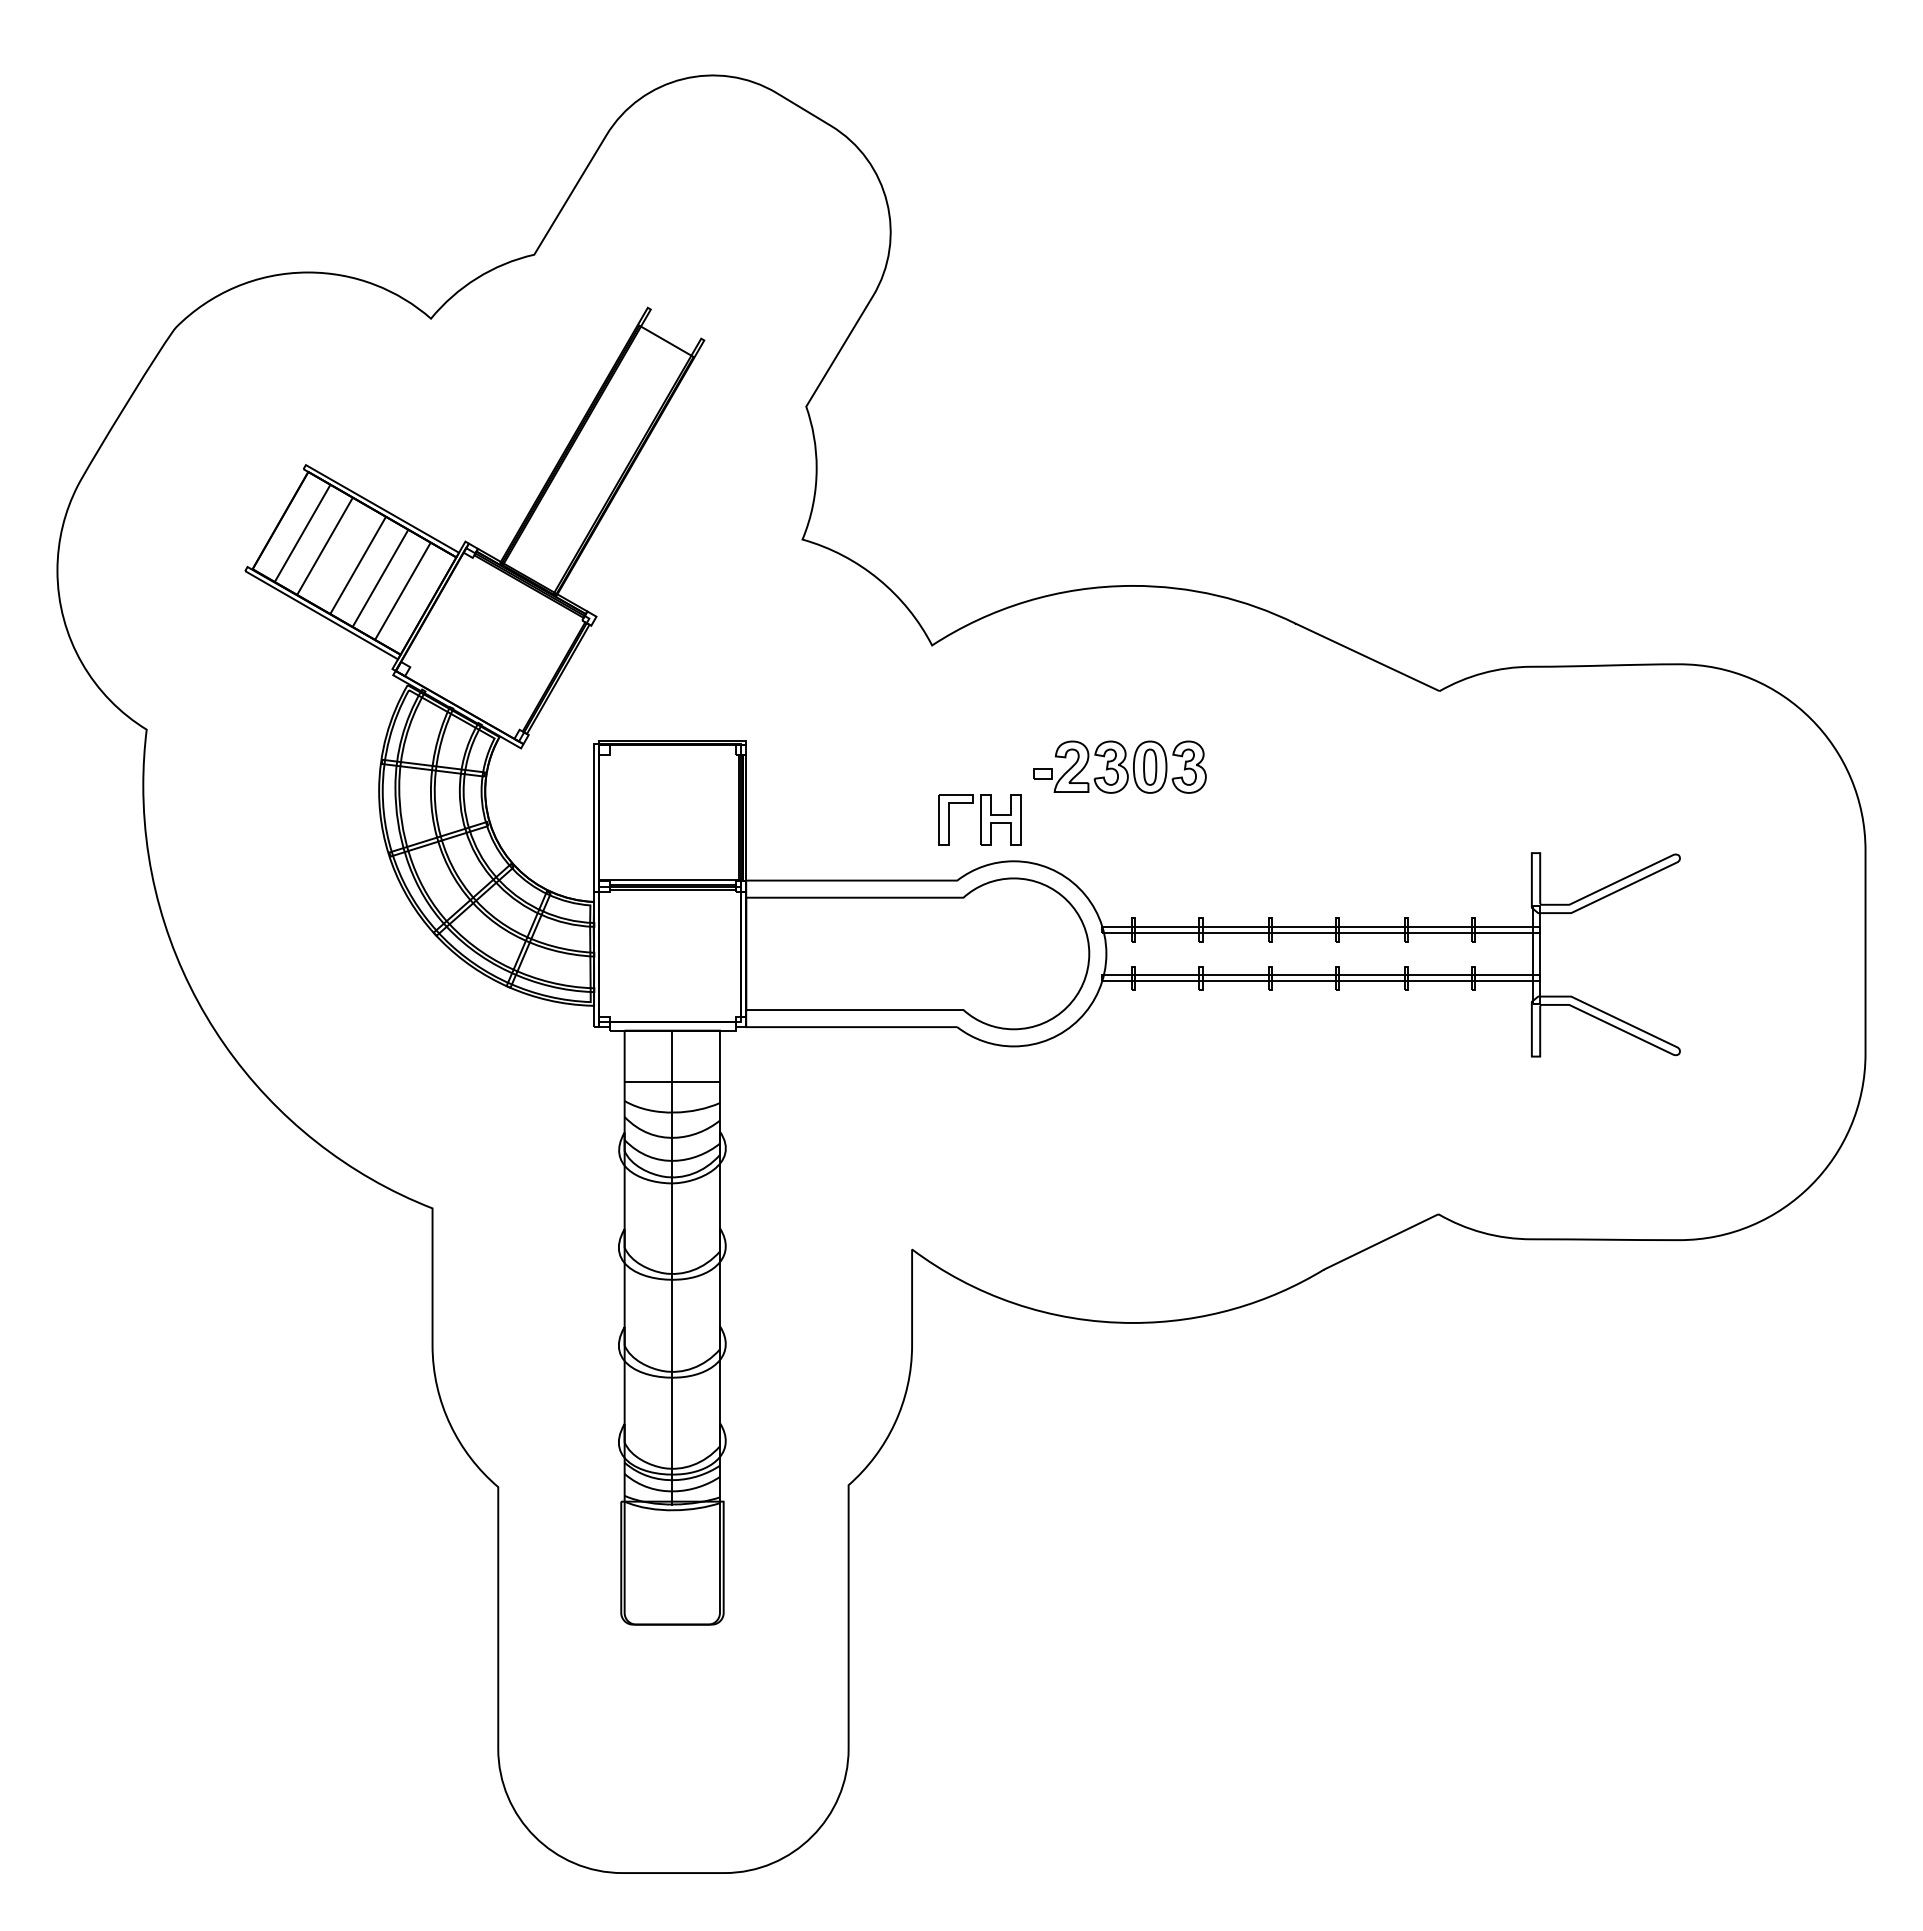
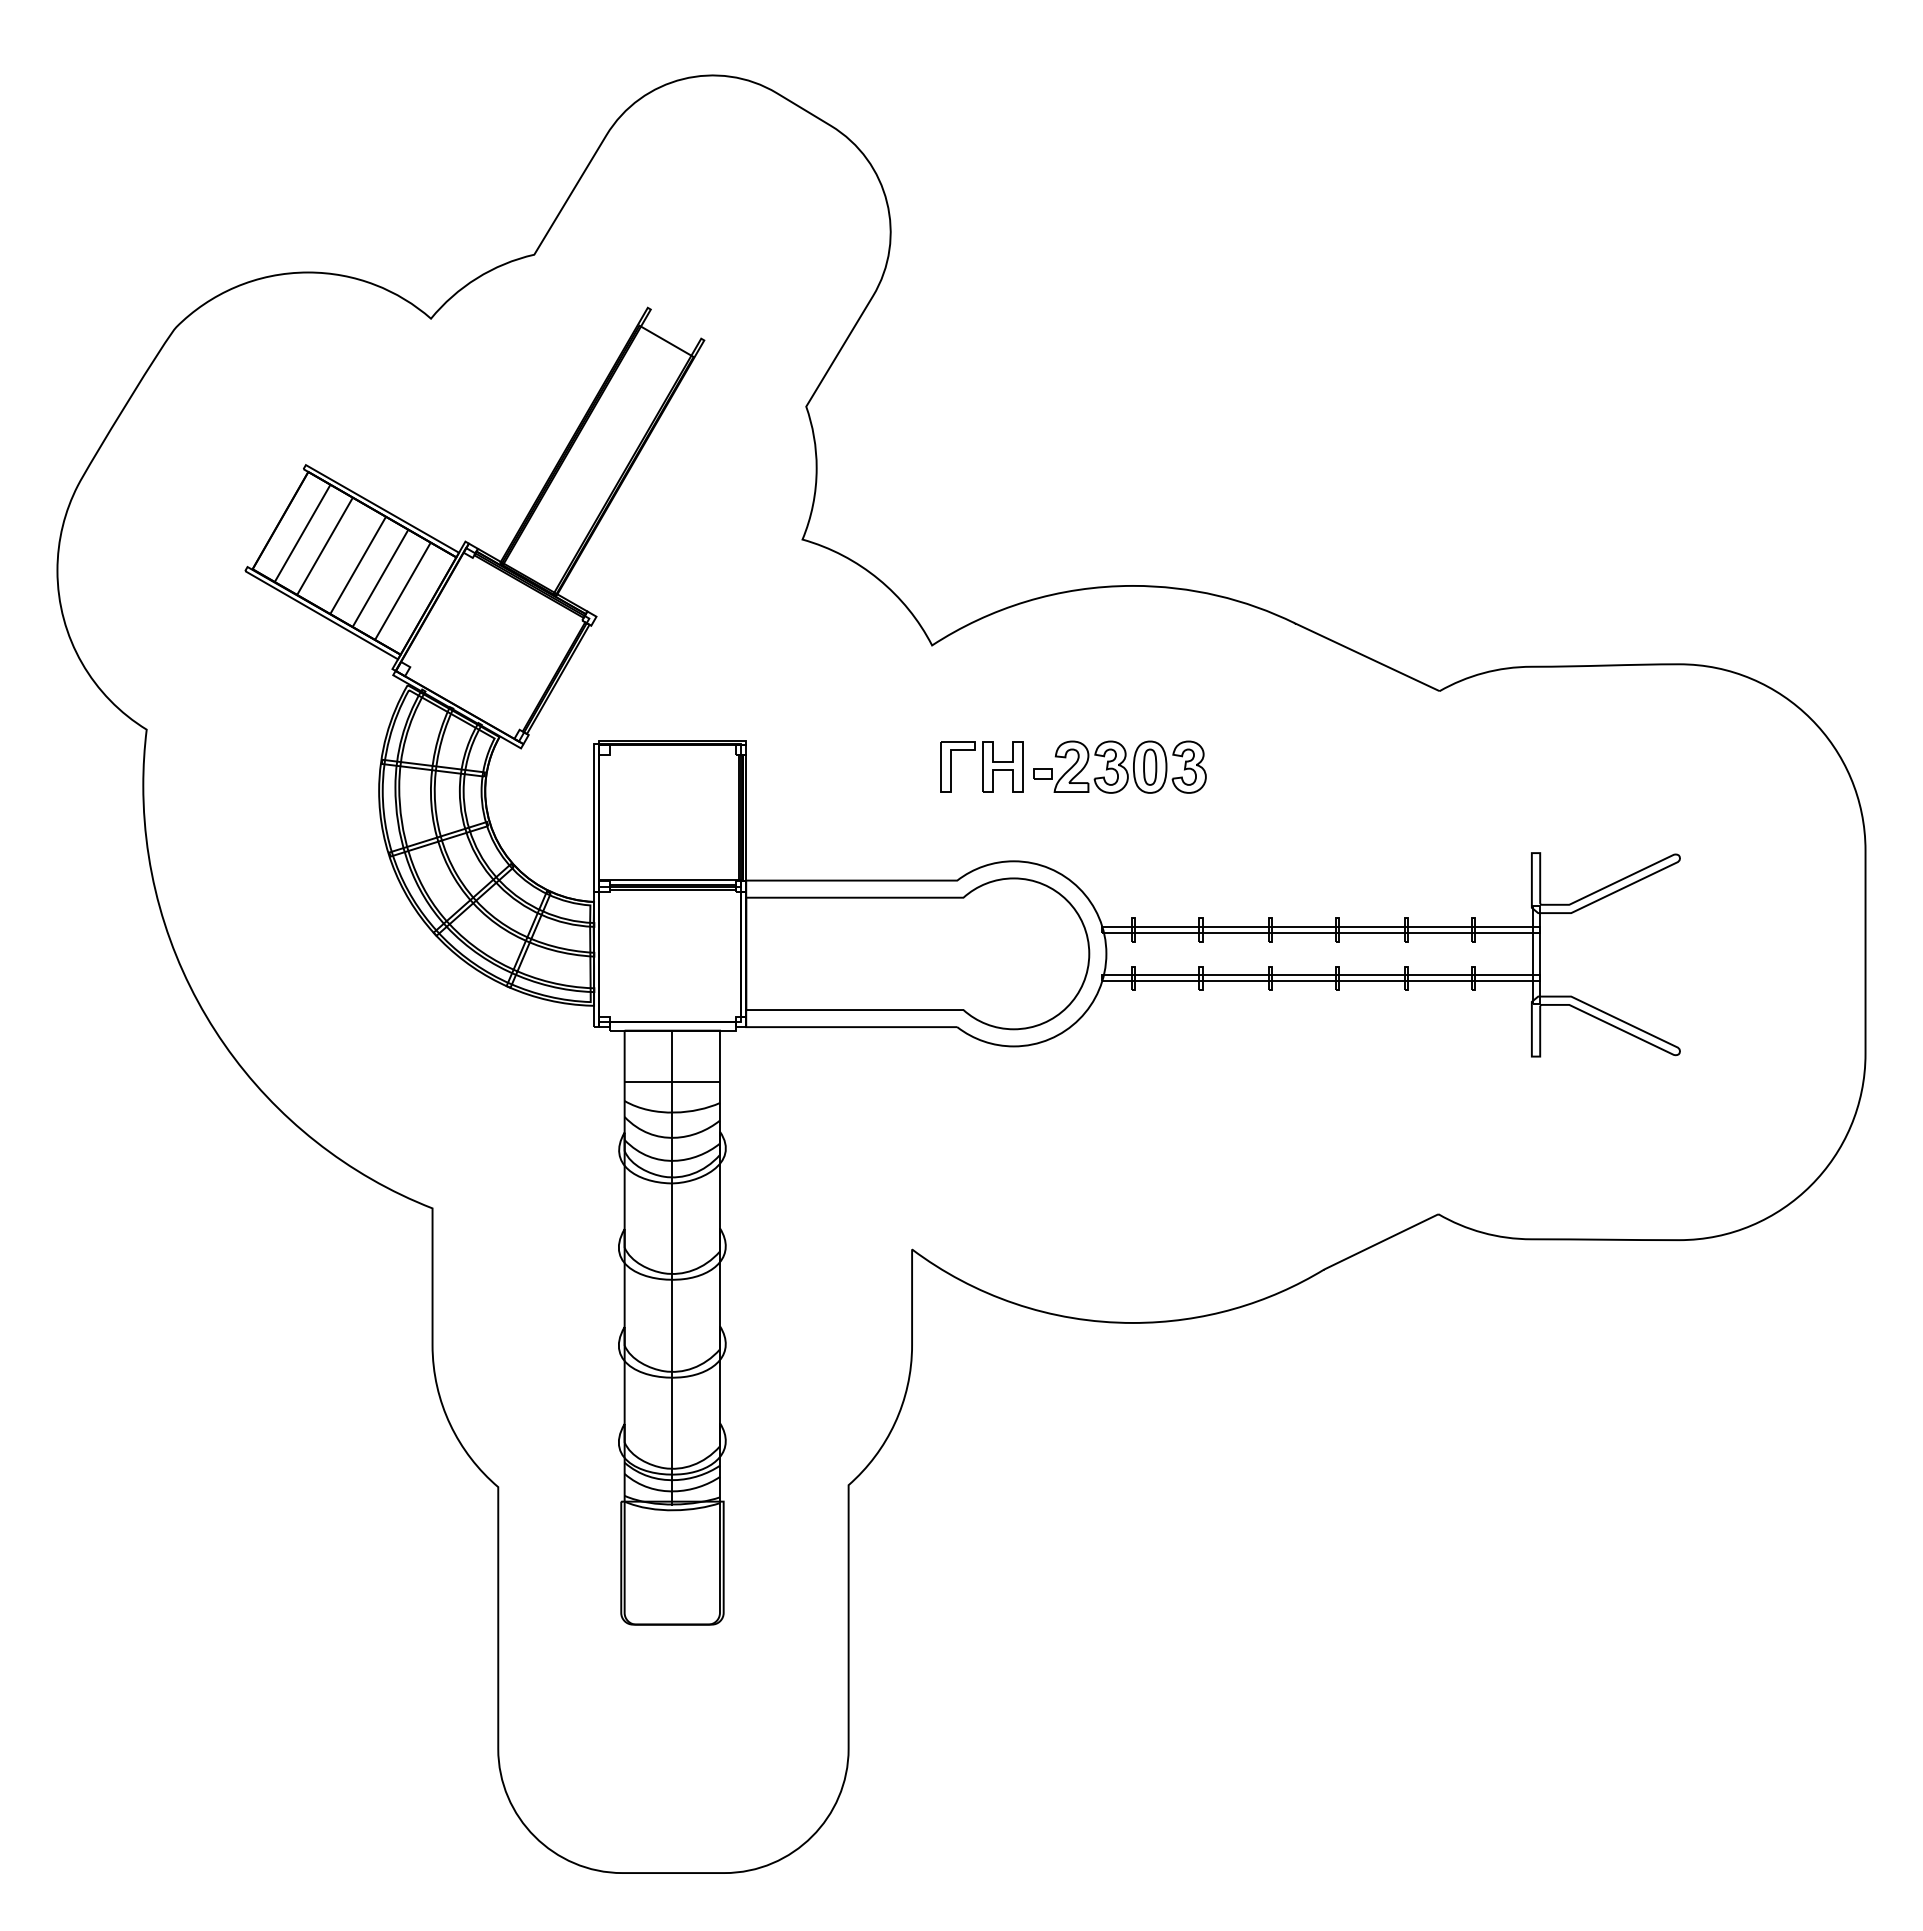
part position: (979, 819) -> (981, 766) (981, 766)
